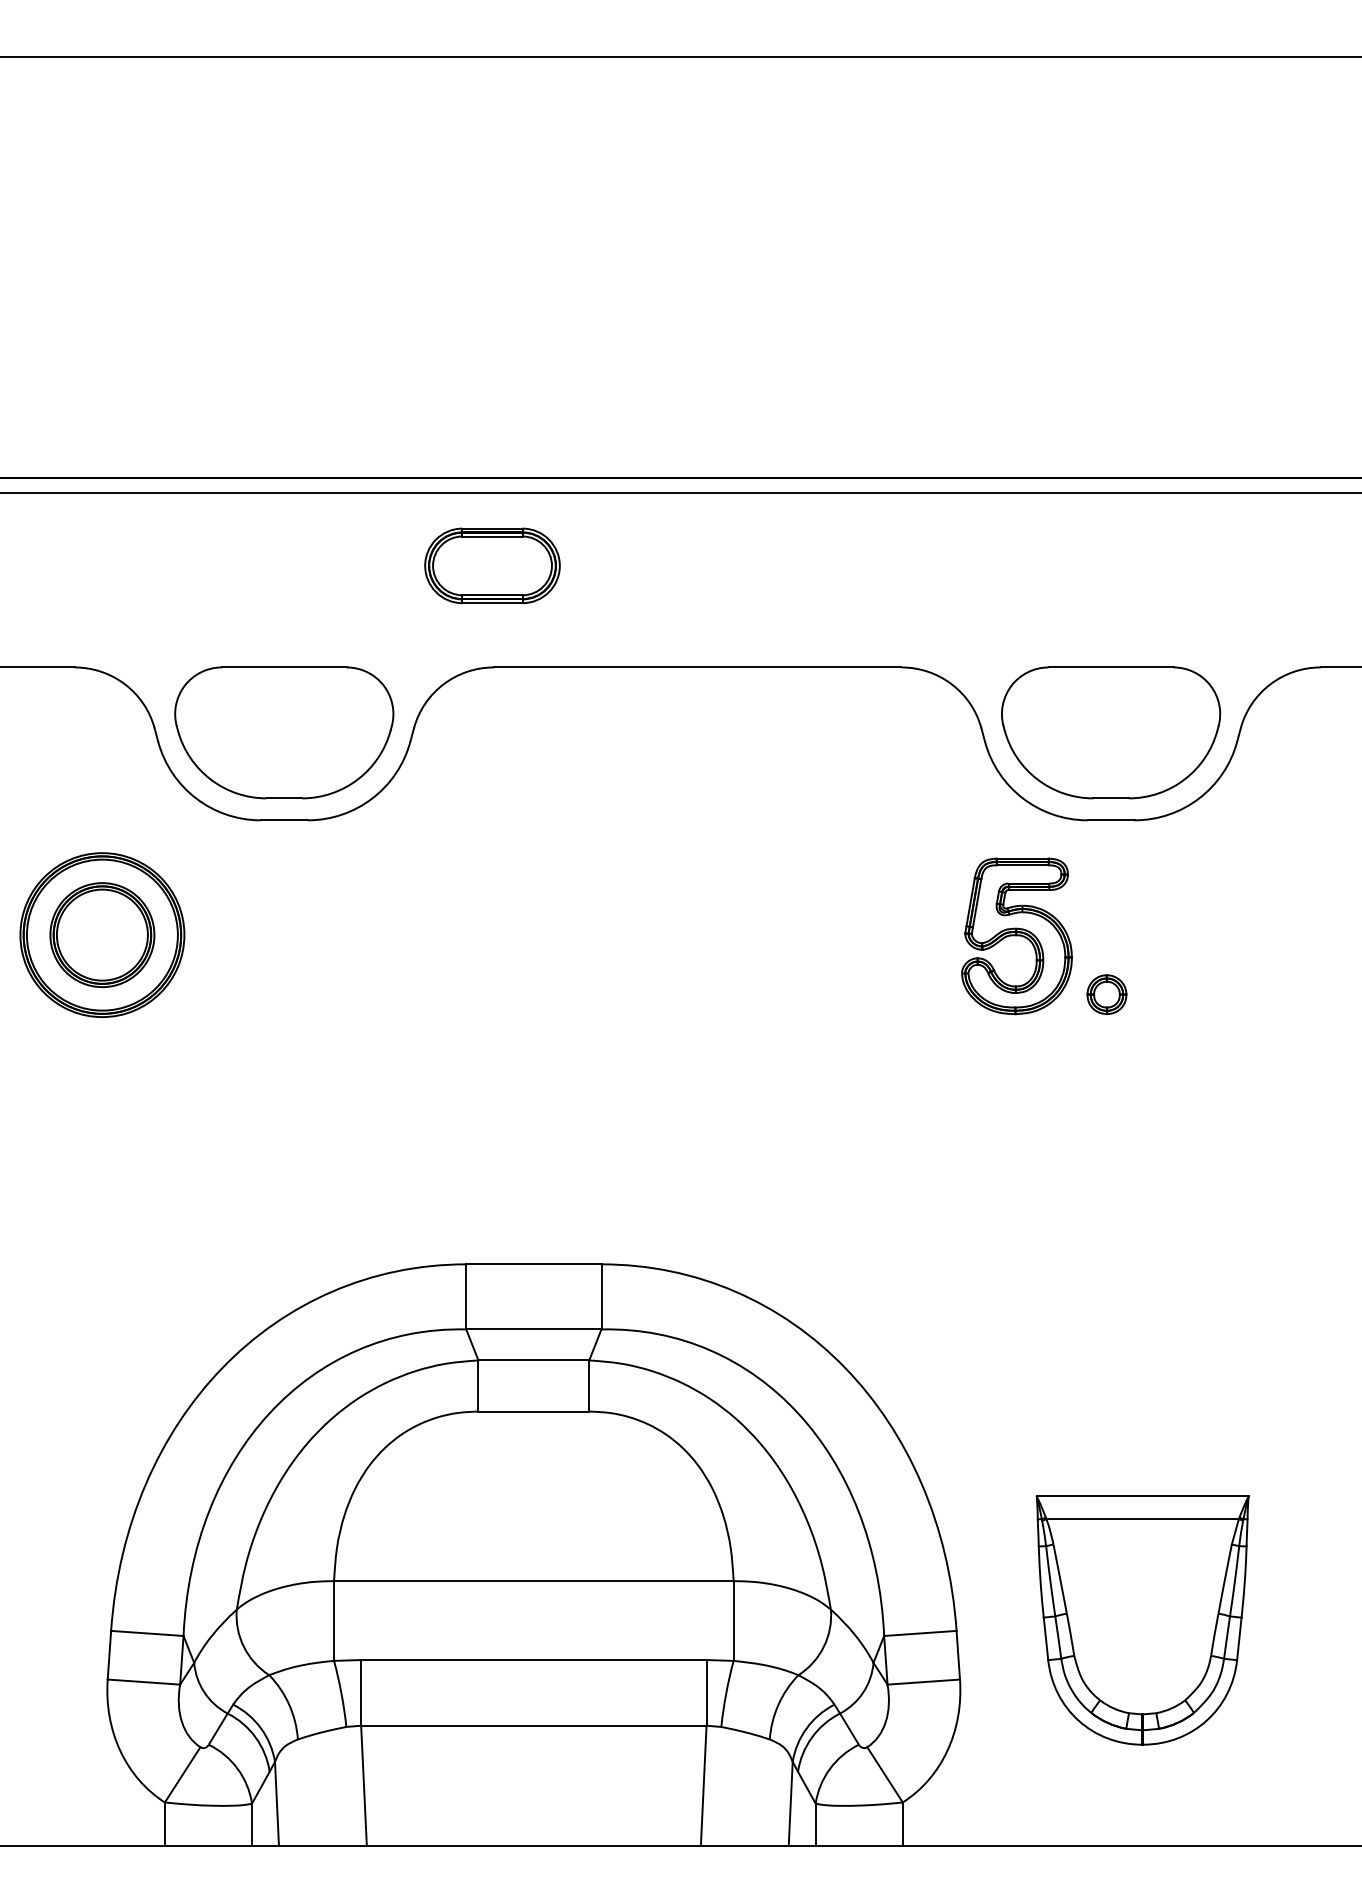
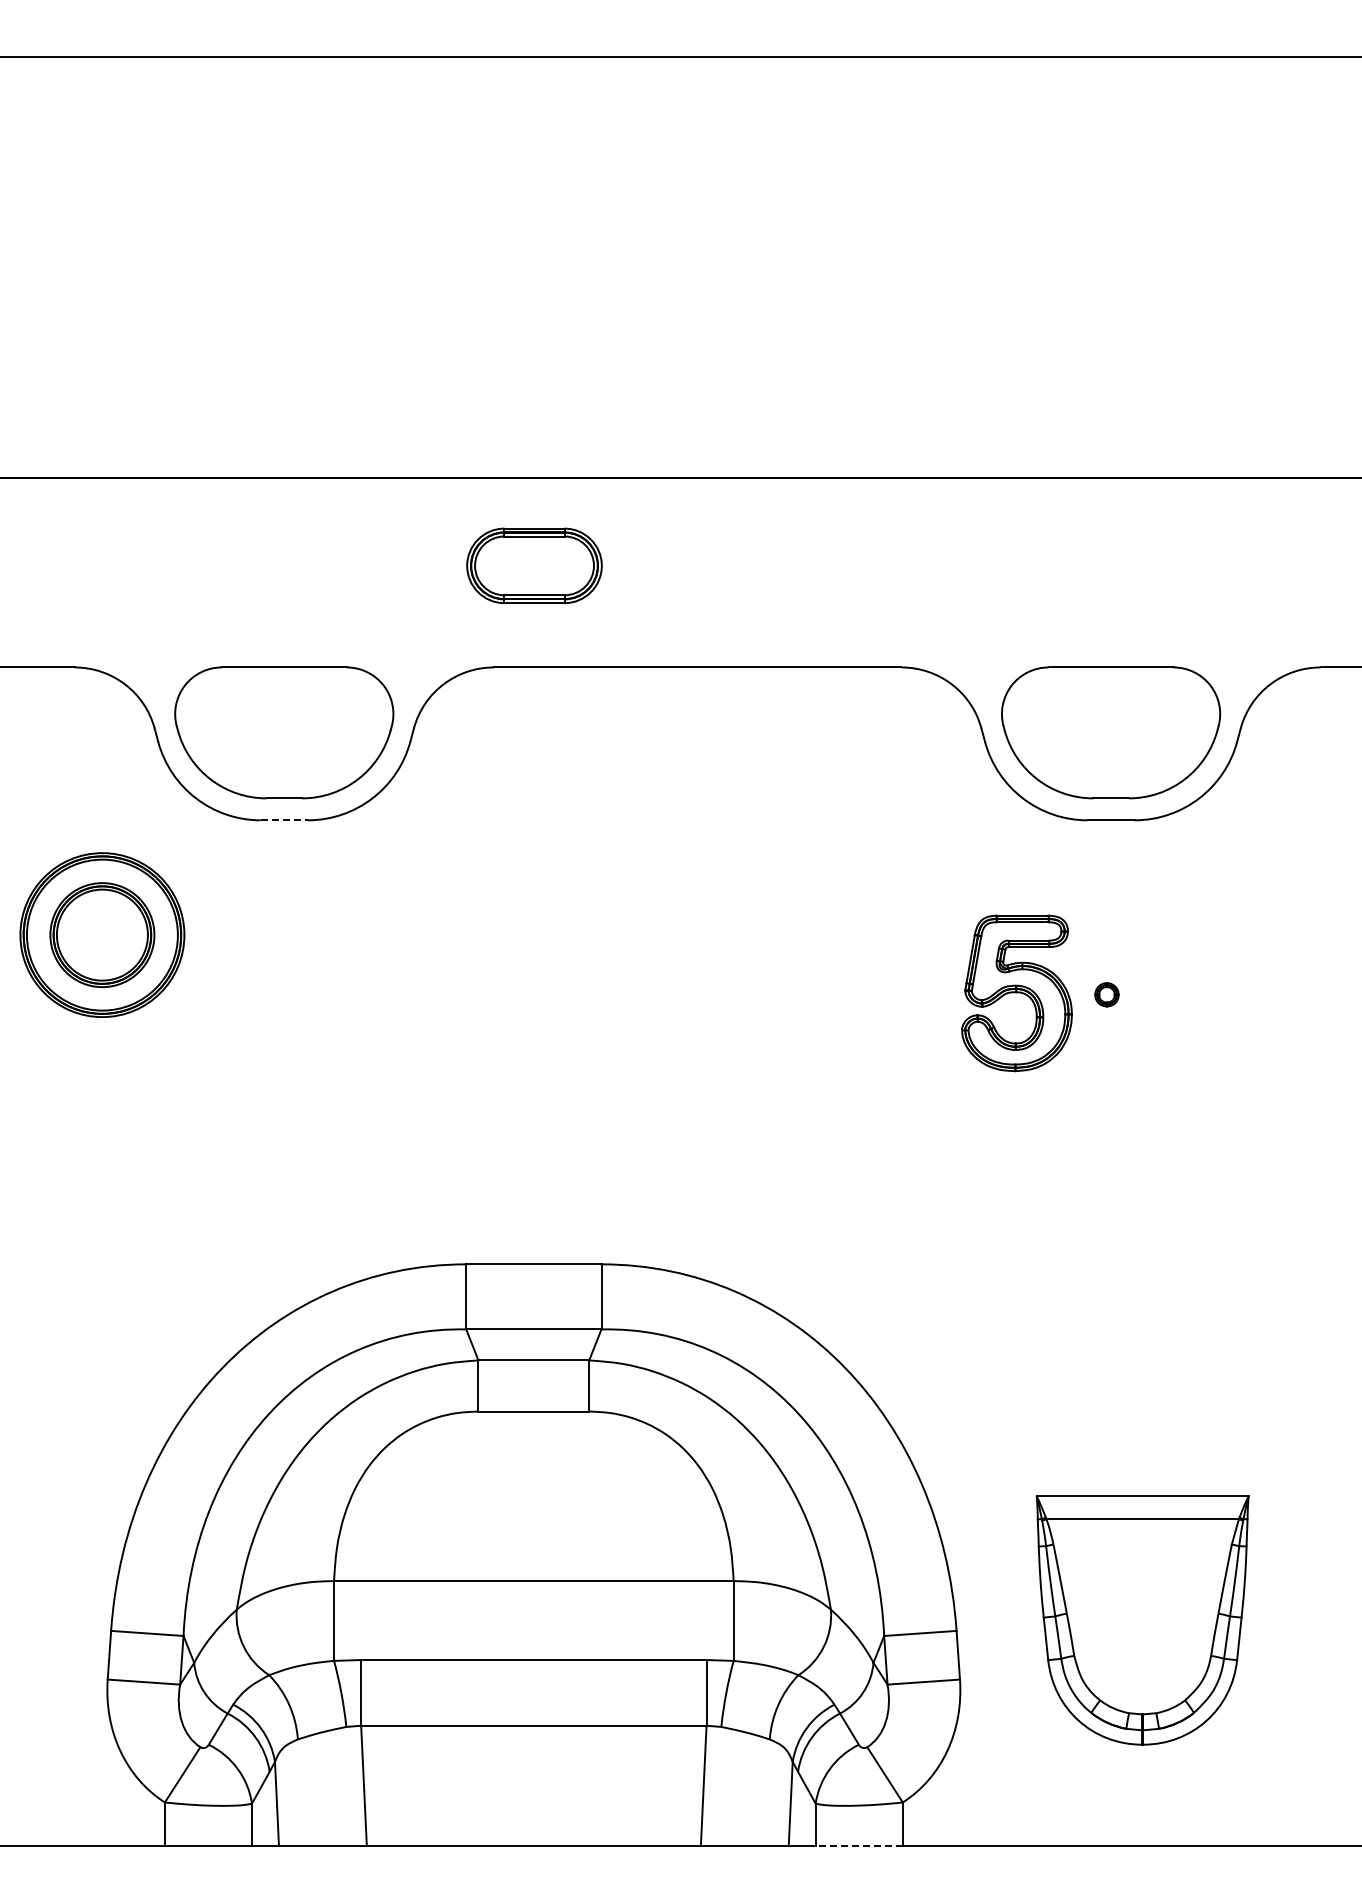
line: present -> none (680, 493)
part position: (492, 565) -> (534, 565) (534, 565)
line: solid -> dashed (284, 820)
part position: (1016, 936) -> (1016, 993) (1016, 993)
part size: 42x42 px -> 26x26 px (1106, 994)
line: solid -> dashed (859, 1845)
